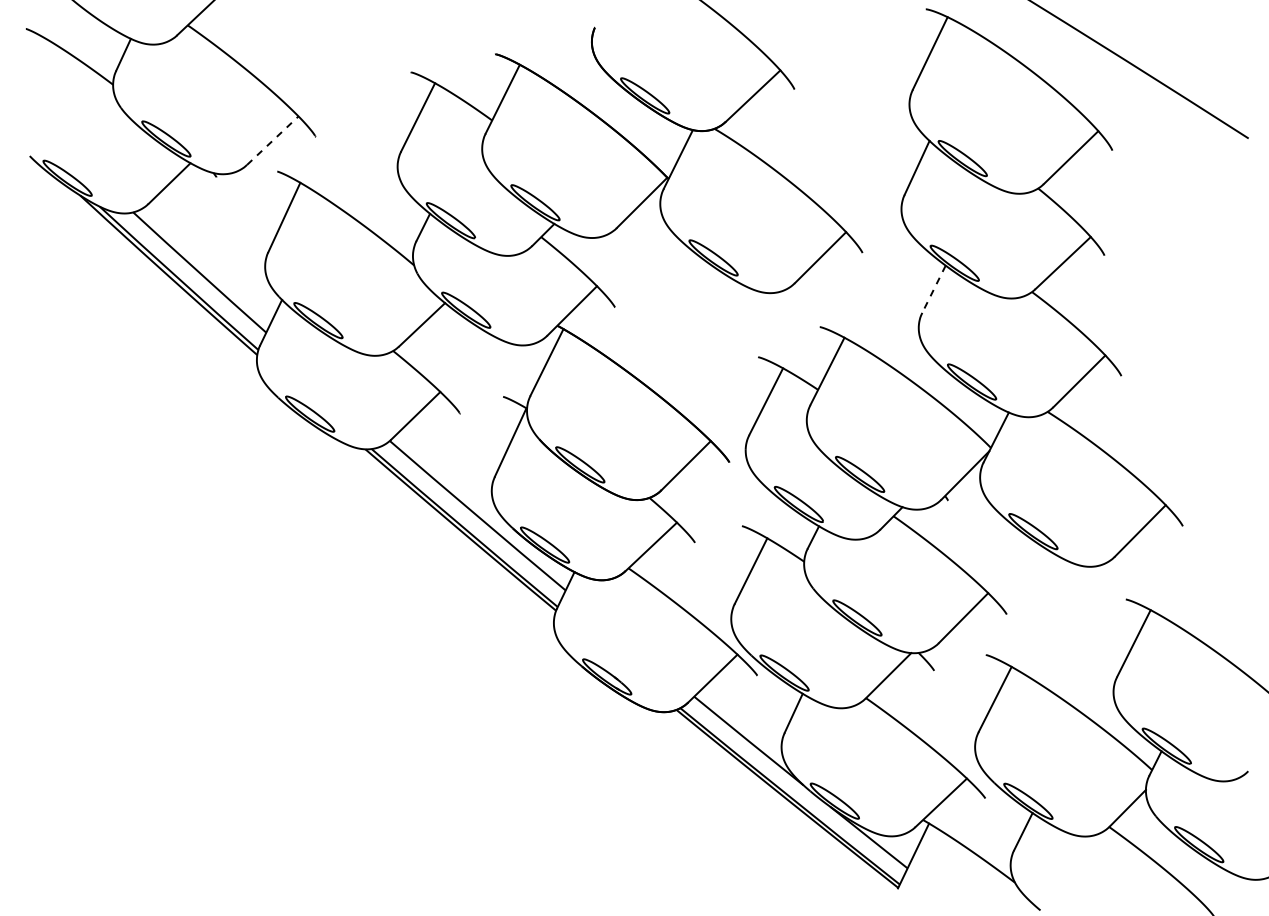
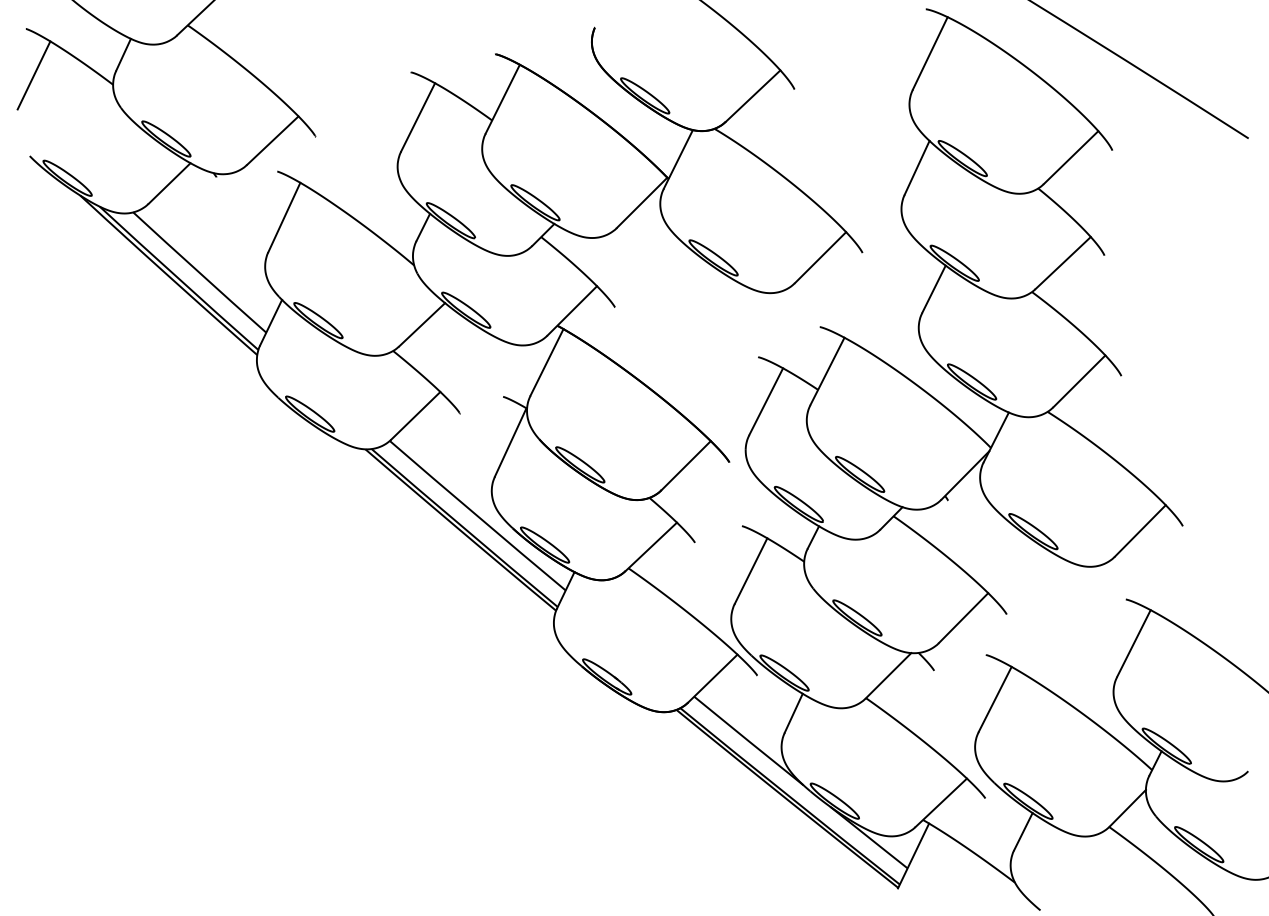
line: none -> present (33, 75)
line: dashed -> solid (273, 140)
line: dashed -> solid (933, 289)
